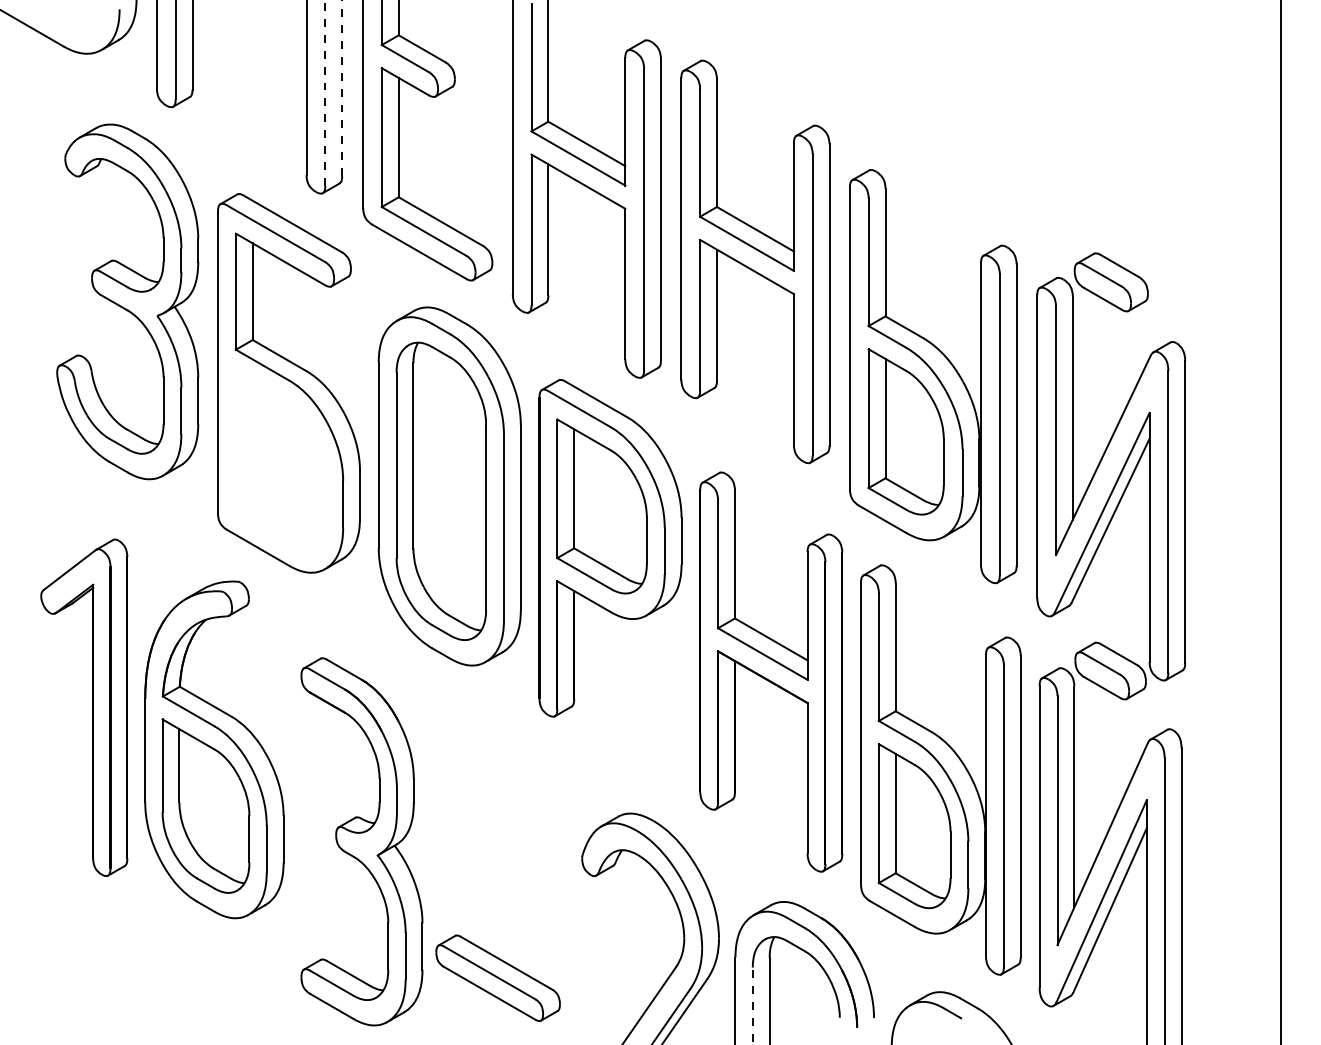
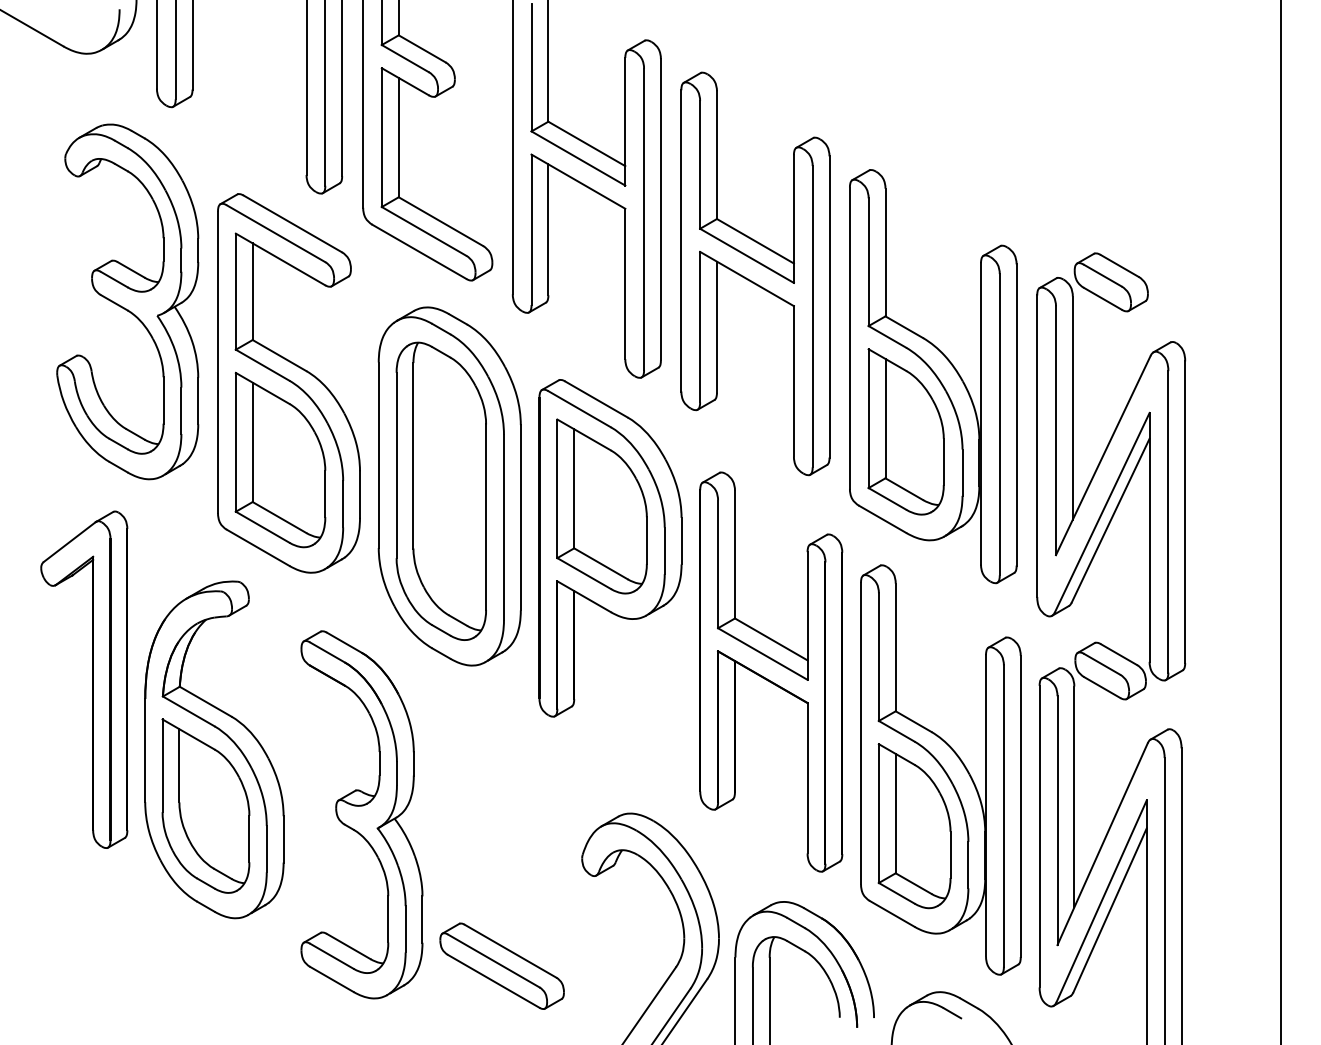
line: dashed -> solid (342, 88)
line: dashed -> solid (325, 92)
part position: (755, 261) -> (755, 273) (755, 273)
part: none -> present (280, 459)
part position: (92, 707) -> (92, 679) (92, 679)
part position: (361, 841) -> (361, 814) (361, 814)
part position: (497, 977) -> (501, 965) (501, 965)
line: dashed -> solid (752, 1005)
